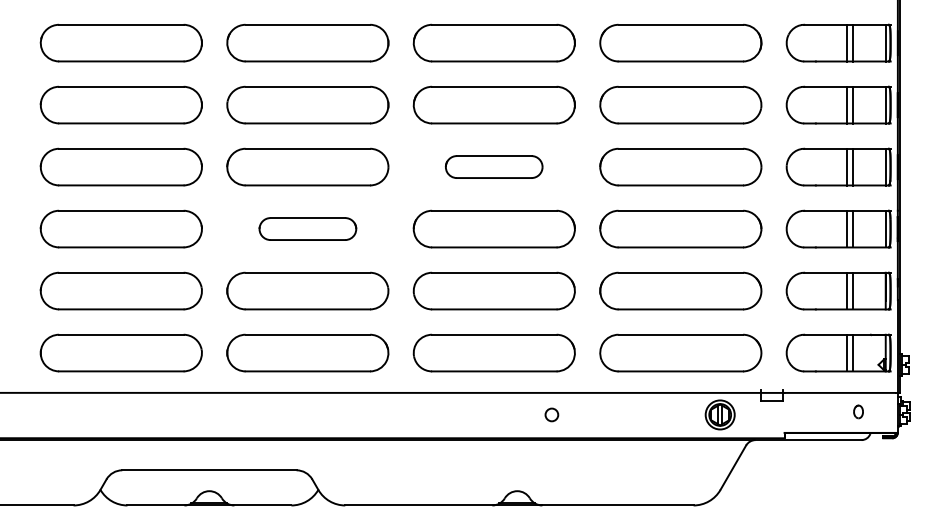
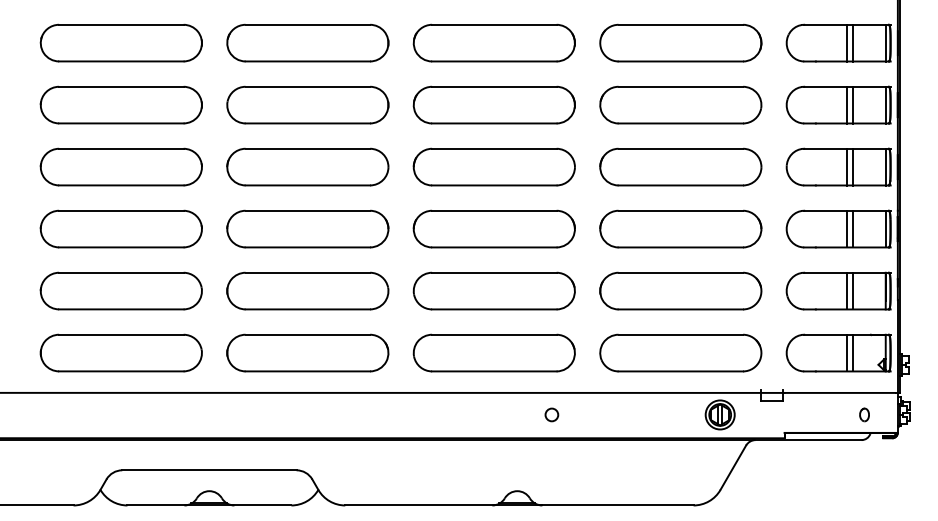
part size: 99x24 px -> 164x40 px (493, 166)
part size: 100x24 px -> 164x40 px (307, 228)
part position: (858, 411) -> (864, 414) (864, 414)
